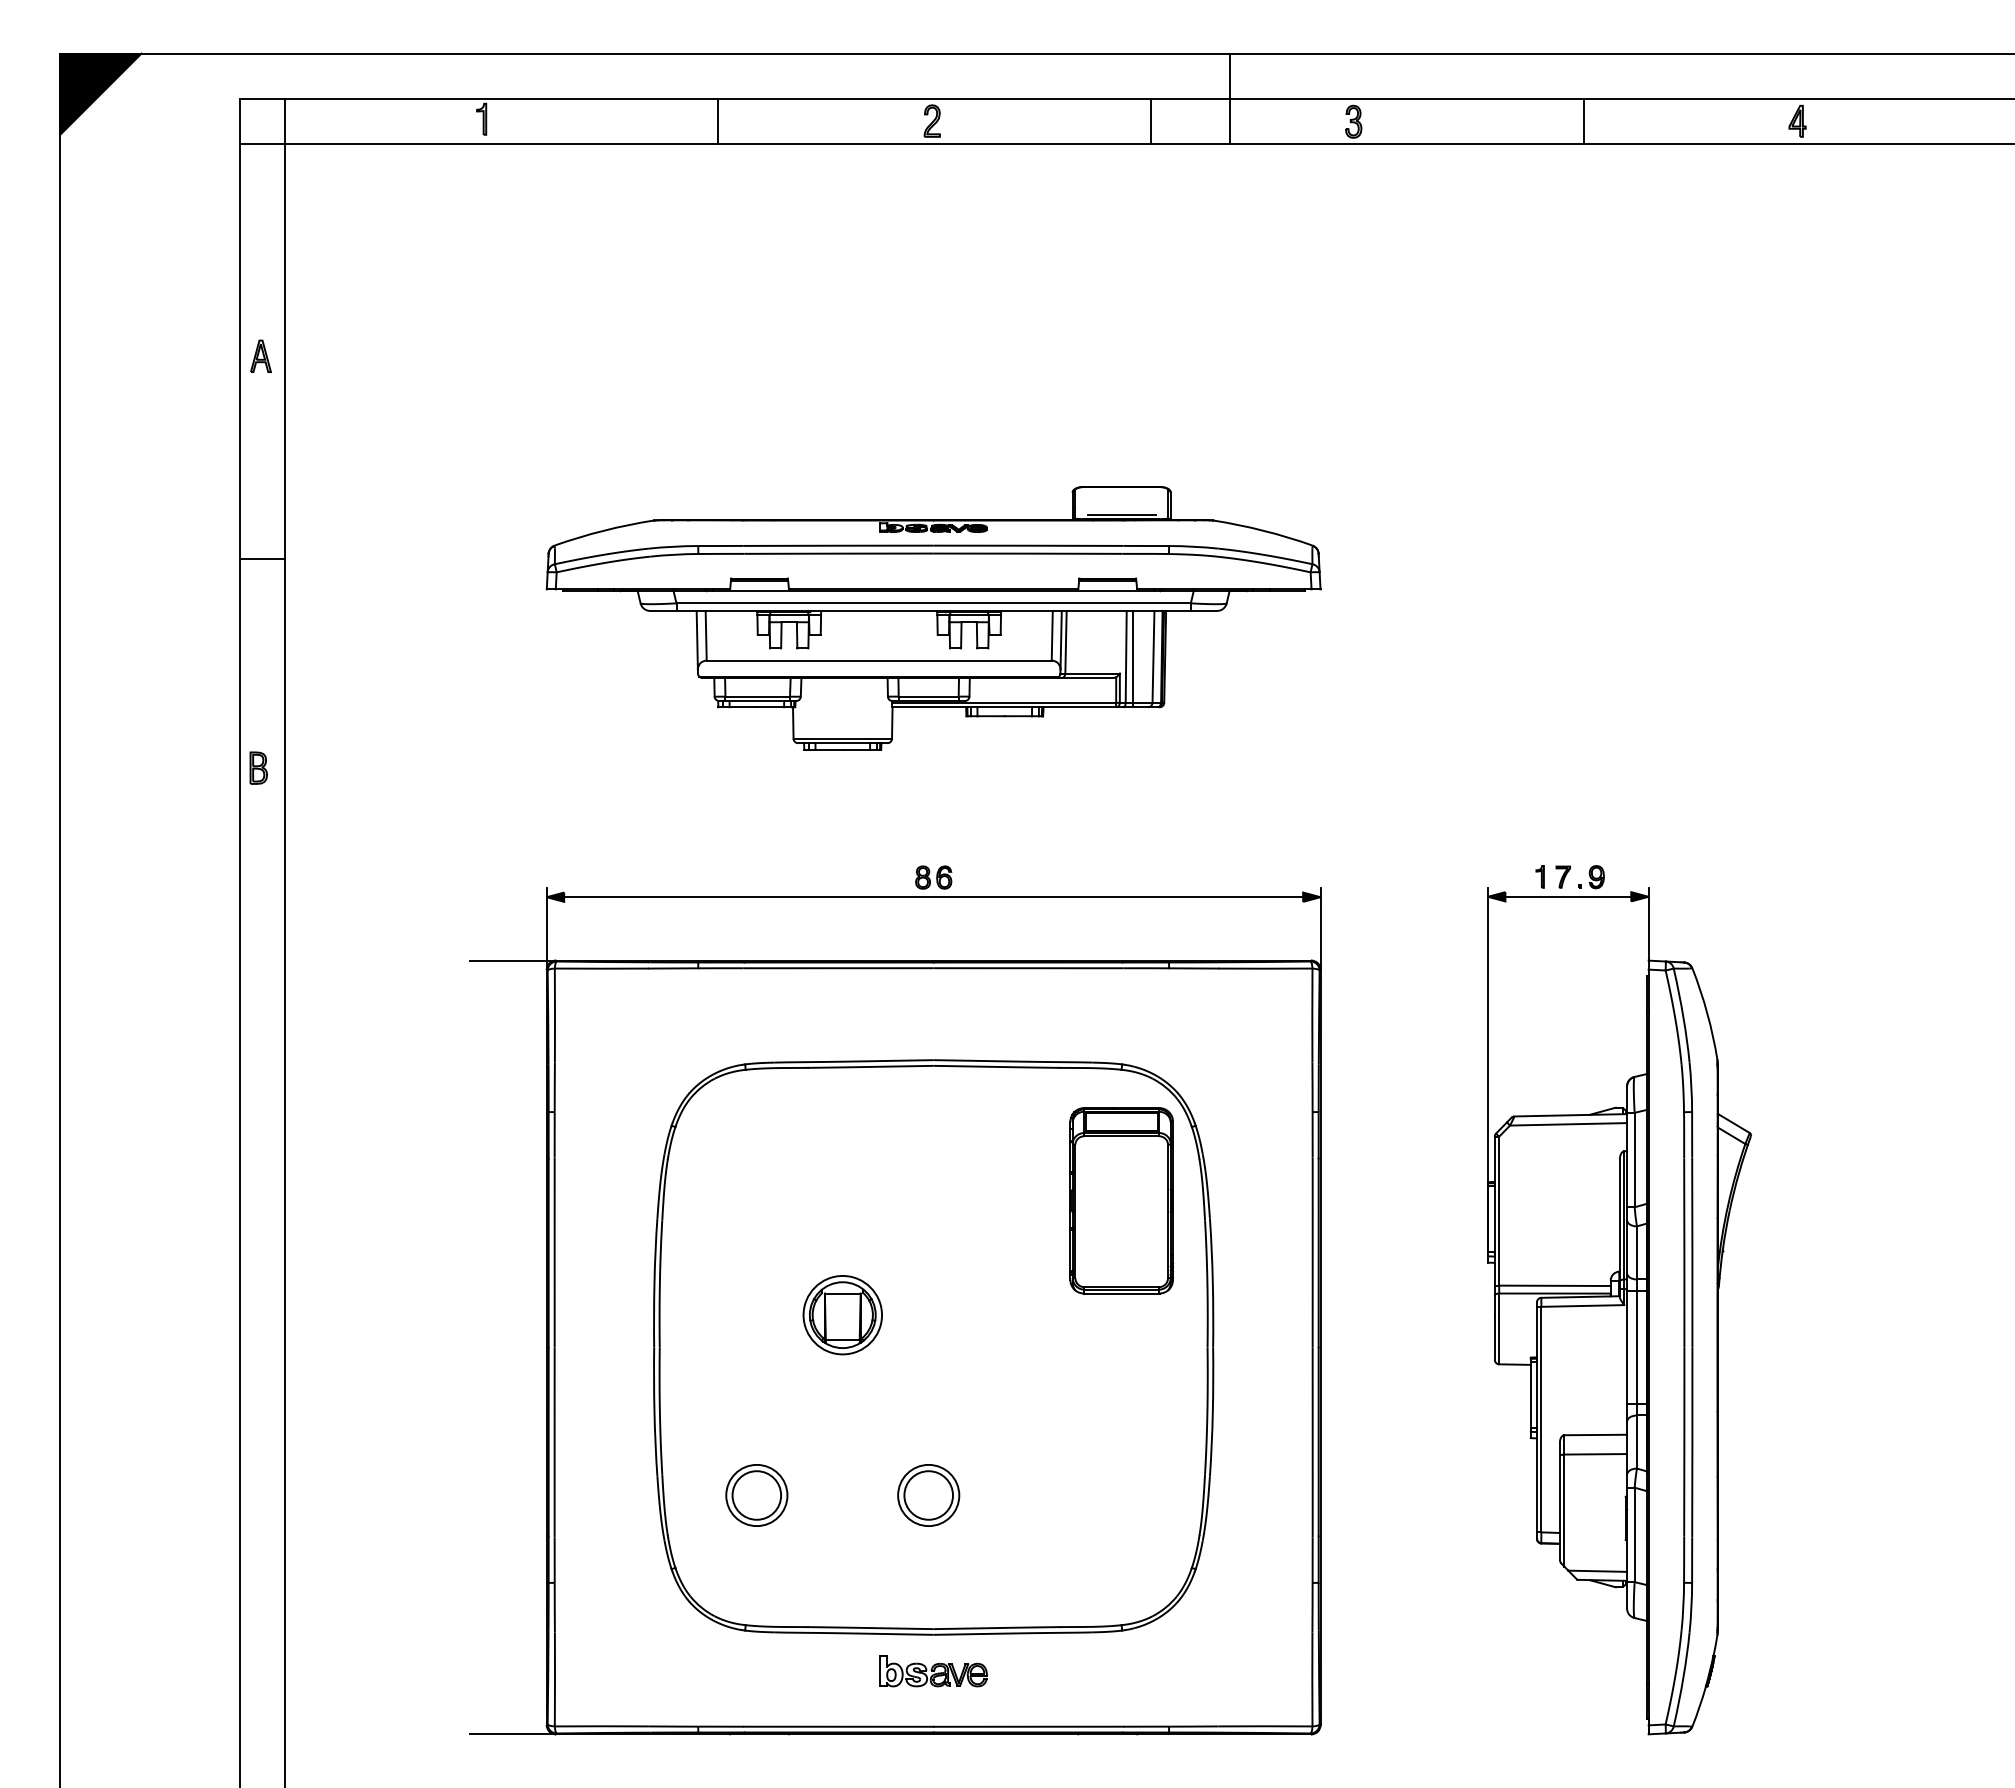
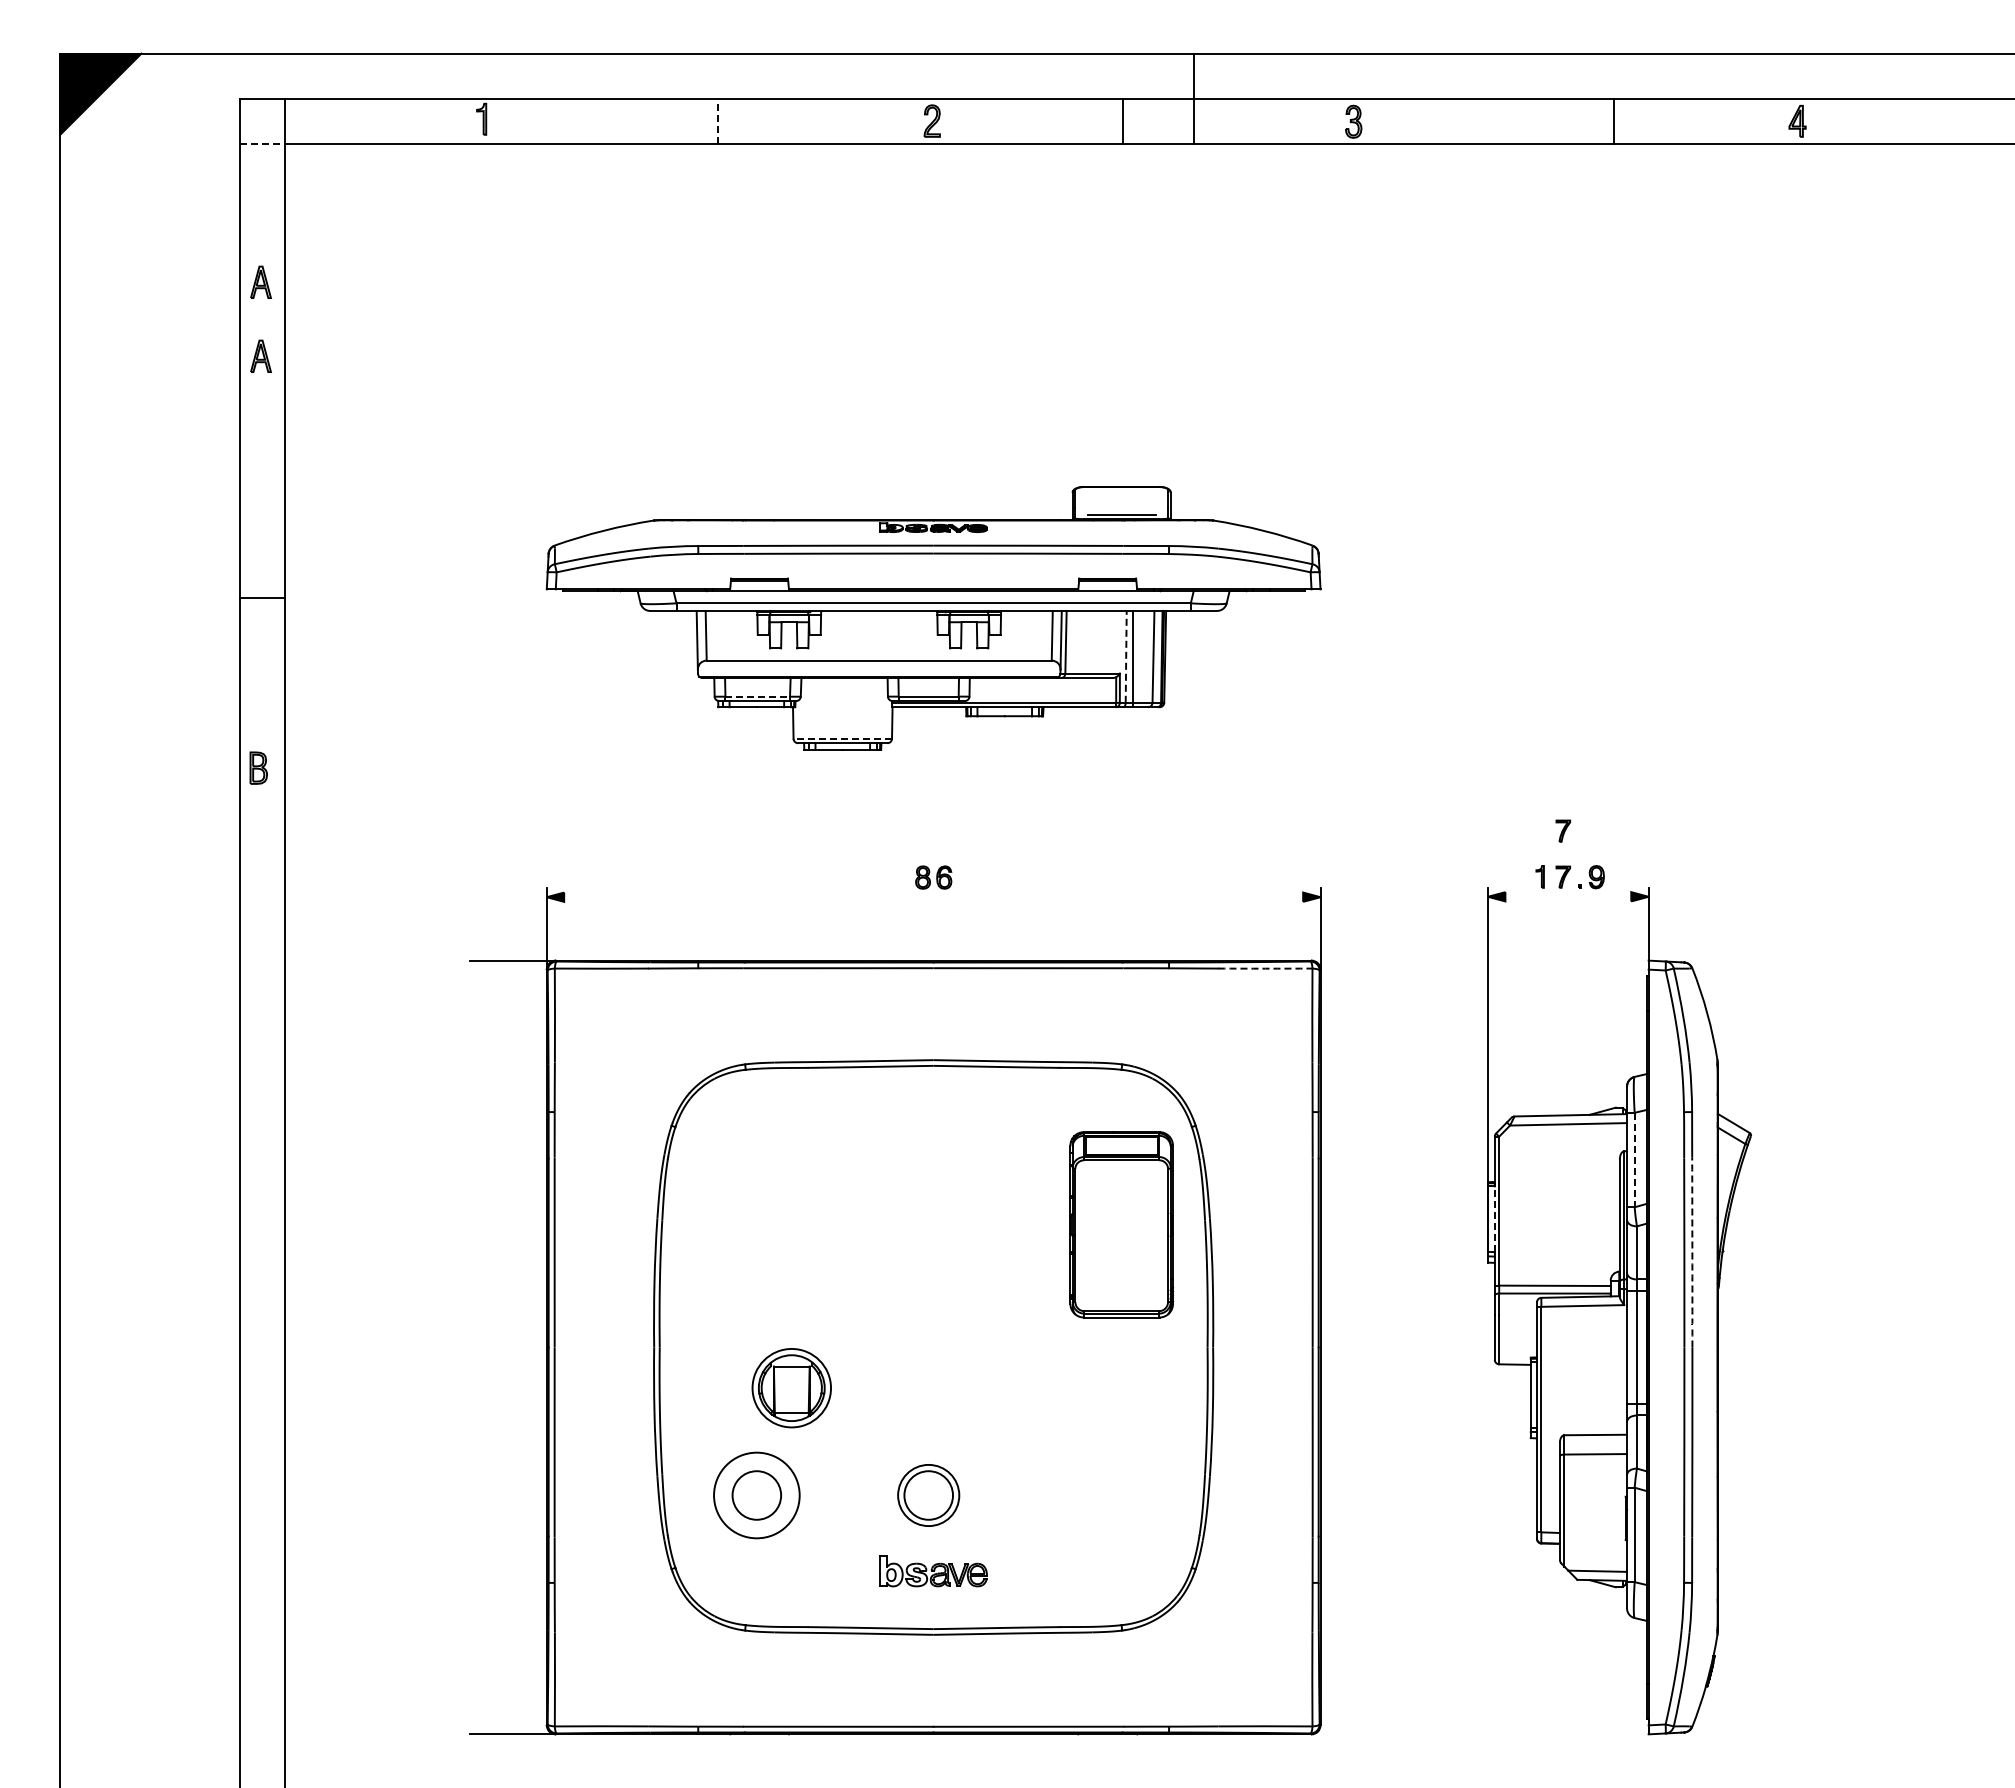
line position: (1230, 98) -> (1194, 98) (1194, 98)
line: solid -> dashed (718, 120)
line position: (1151, 120) -> (1123, 120) (1123, 120)
line position: (1584, 120) -> (1614, 120) (1614, 120)
line: solid -> dashed (263, 143)
part: none -> present (260, 281)
line position: (262, 558) -> (262, 597) (262, 597)
line: solid -> dashed (1126, 656)
line: solid -> dashed (758, 696)
line: solid -> dashed (842, 738)
part: none -> present (1562, 830)
line: present -> none (1568, 896)
line: present -> none (933, 897)
arc: solid -> dashed (1265, 968)
line: solid -> dashed (1634, 1160)
part position: (1121, 1200) -> (1121, 1224) (1121, 1224)
line: solid -> dashed (1494, 1219)
arc: solid -> dashed (1692, 1252)
part position: (842, 1315) -> (791, 1388) (791, 1388)
circle diameter: 61 px -> 86 px (756, 1495)
part position: (933, 1671) -> (933, 1571) (933, 1571)
